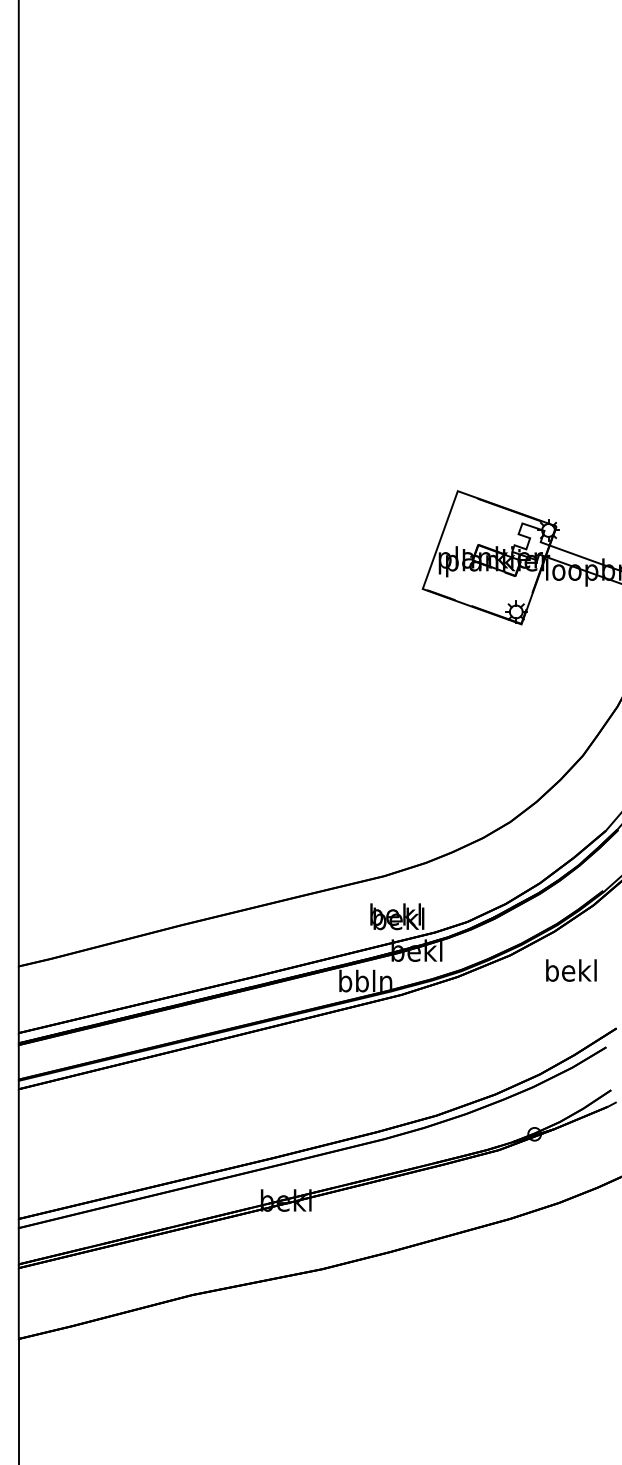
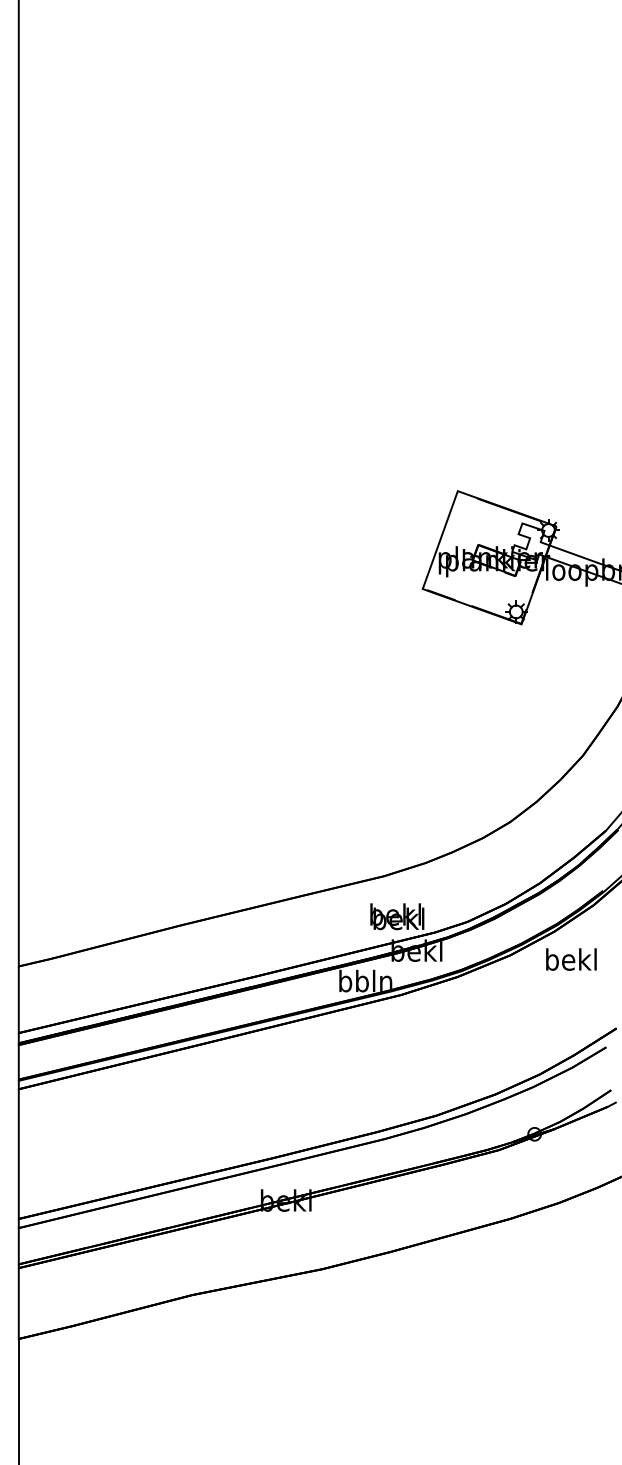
text position: (571, 970) -> (571, 959) (571, 959)
